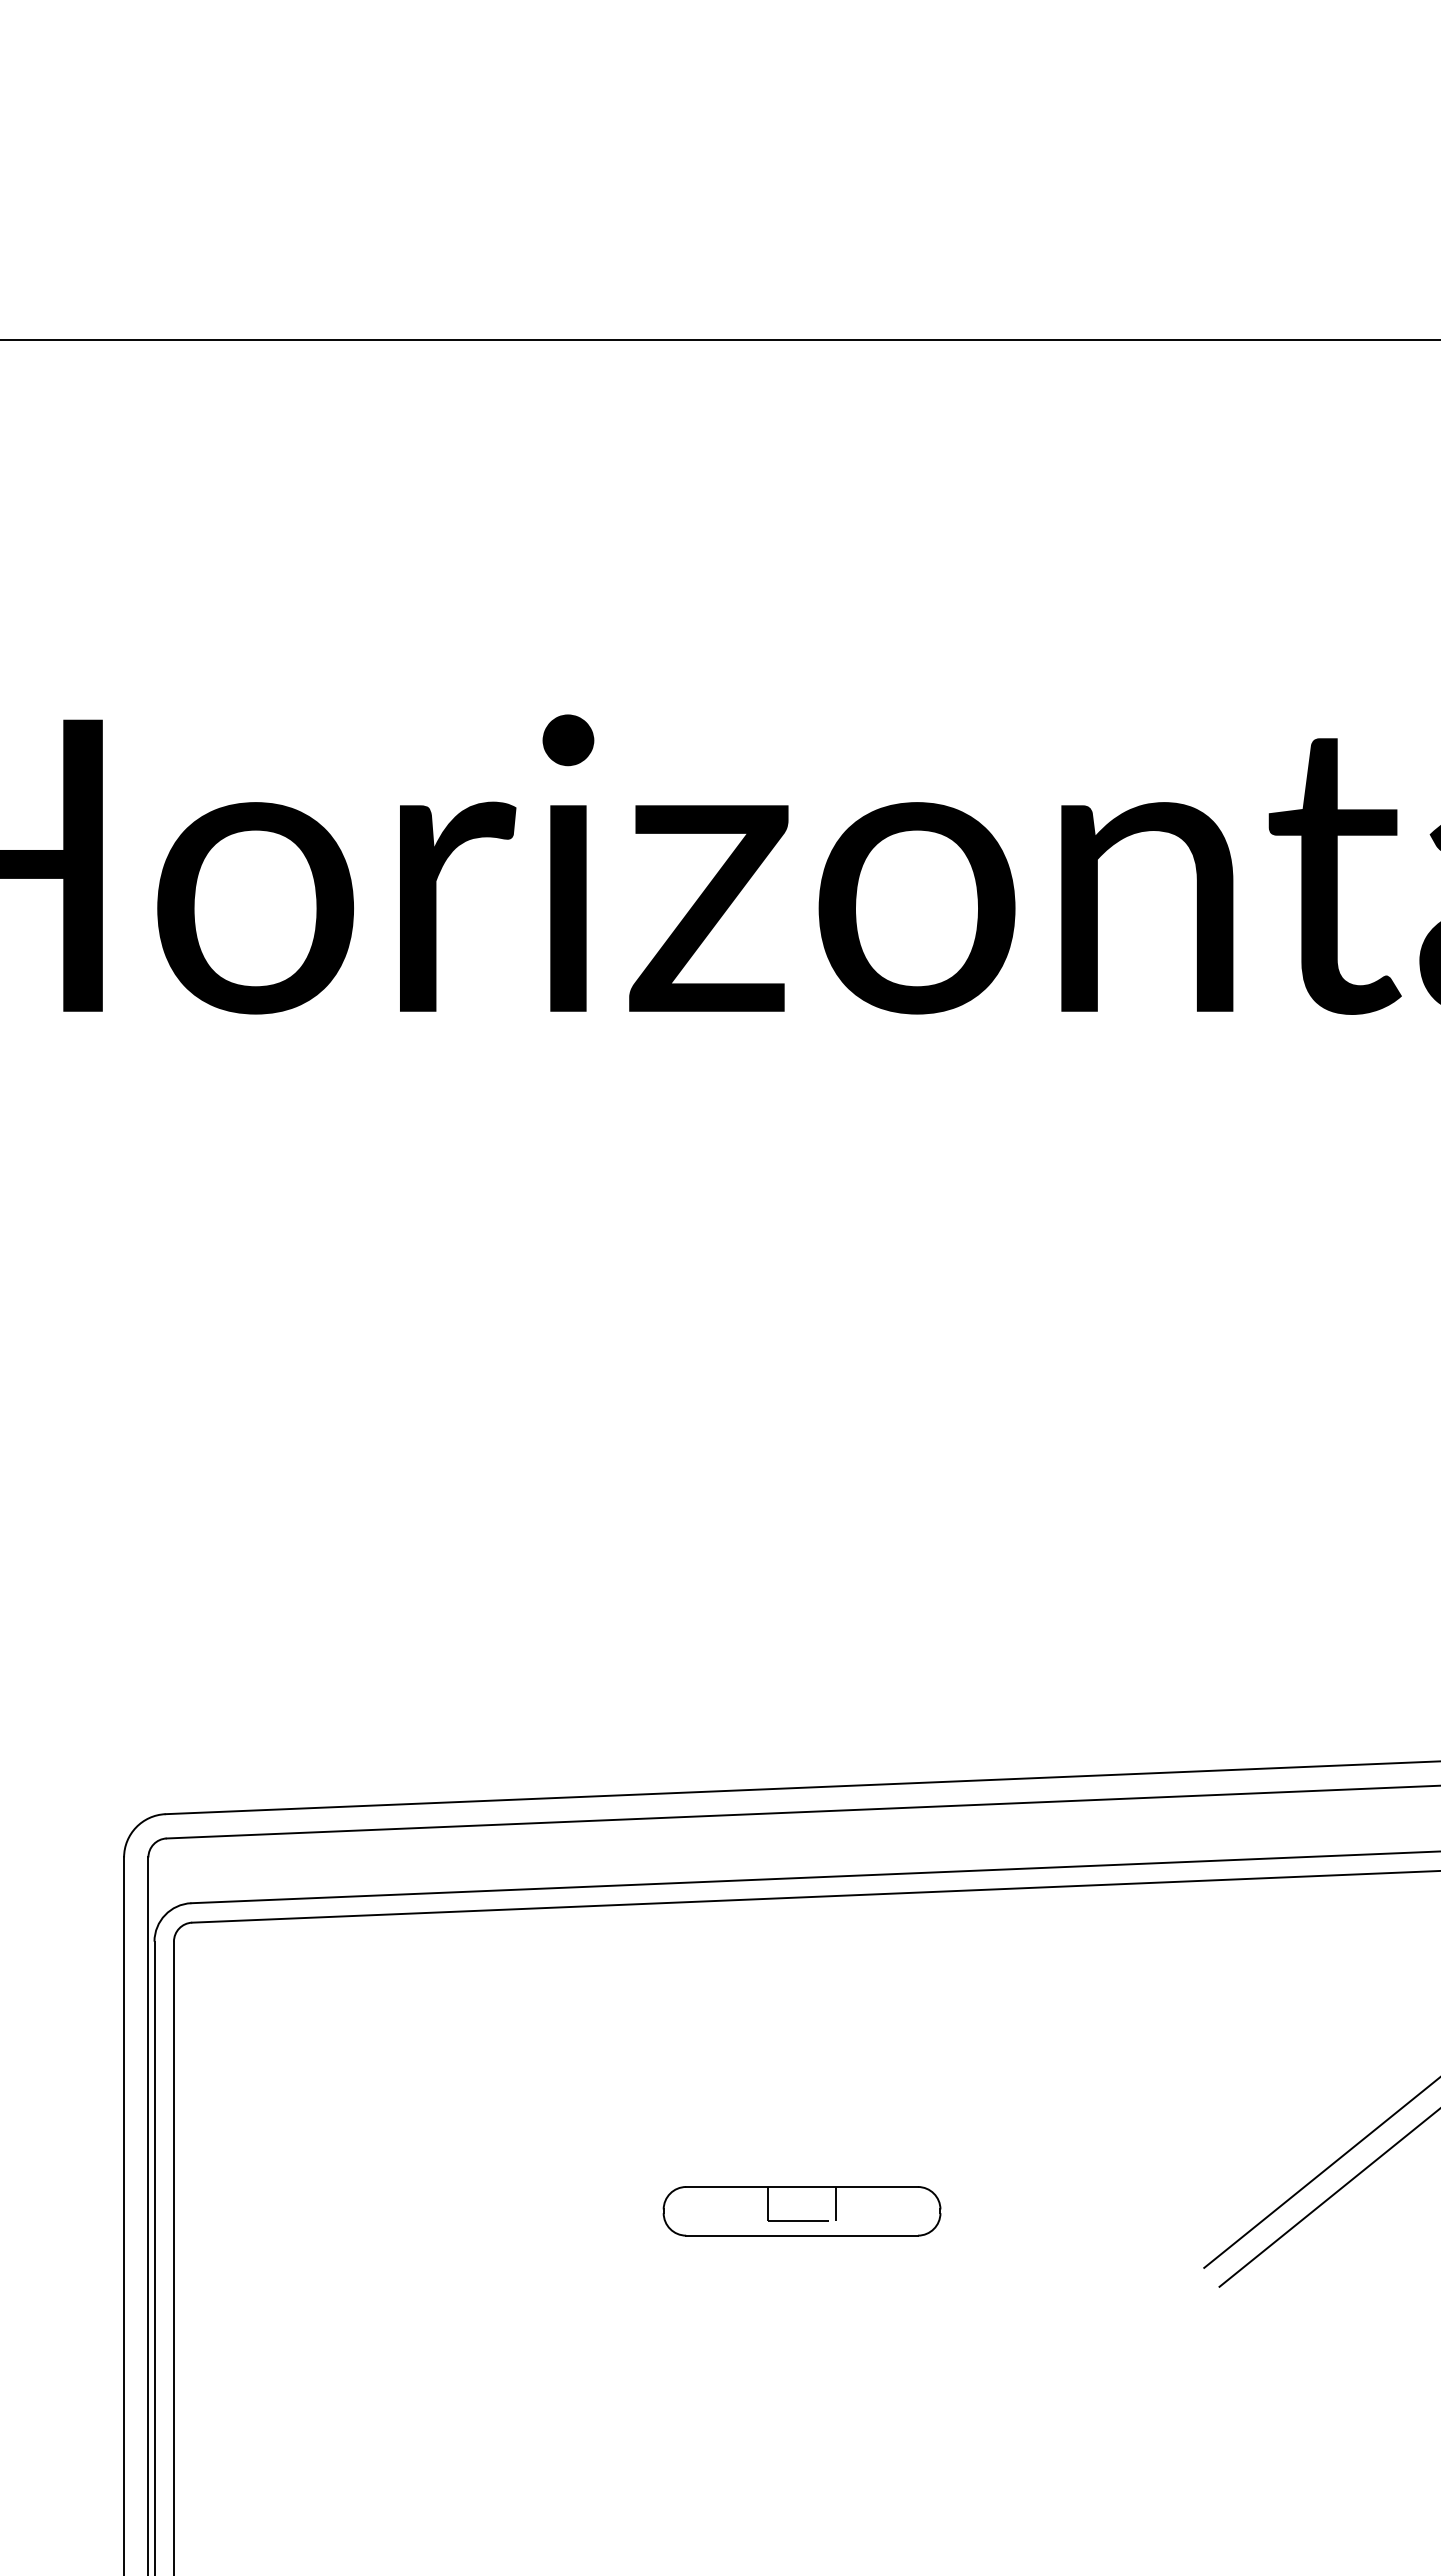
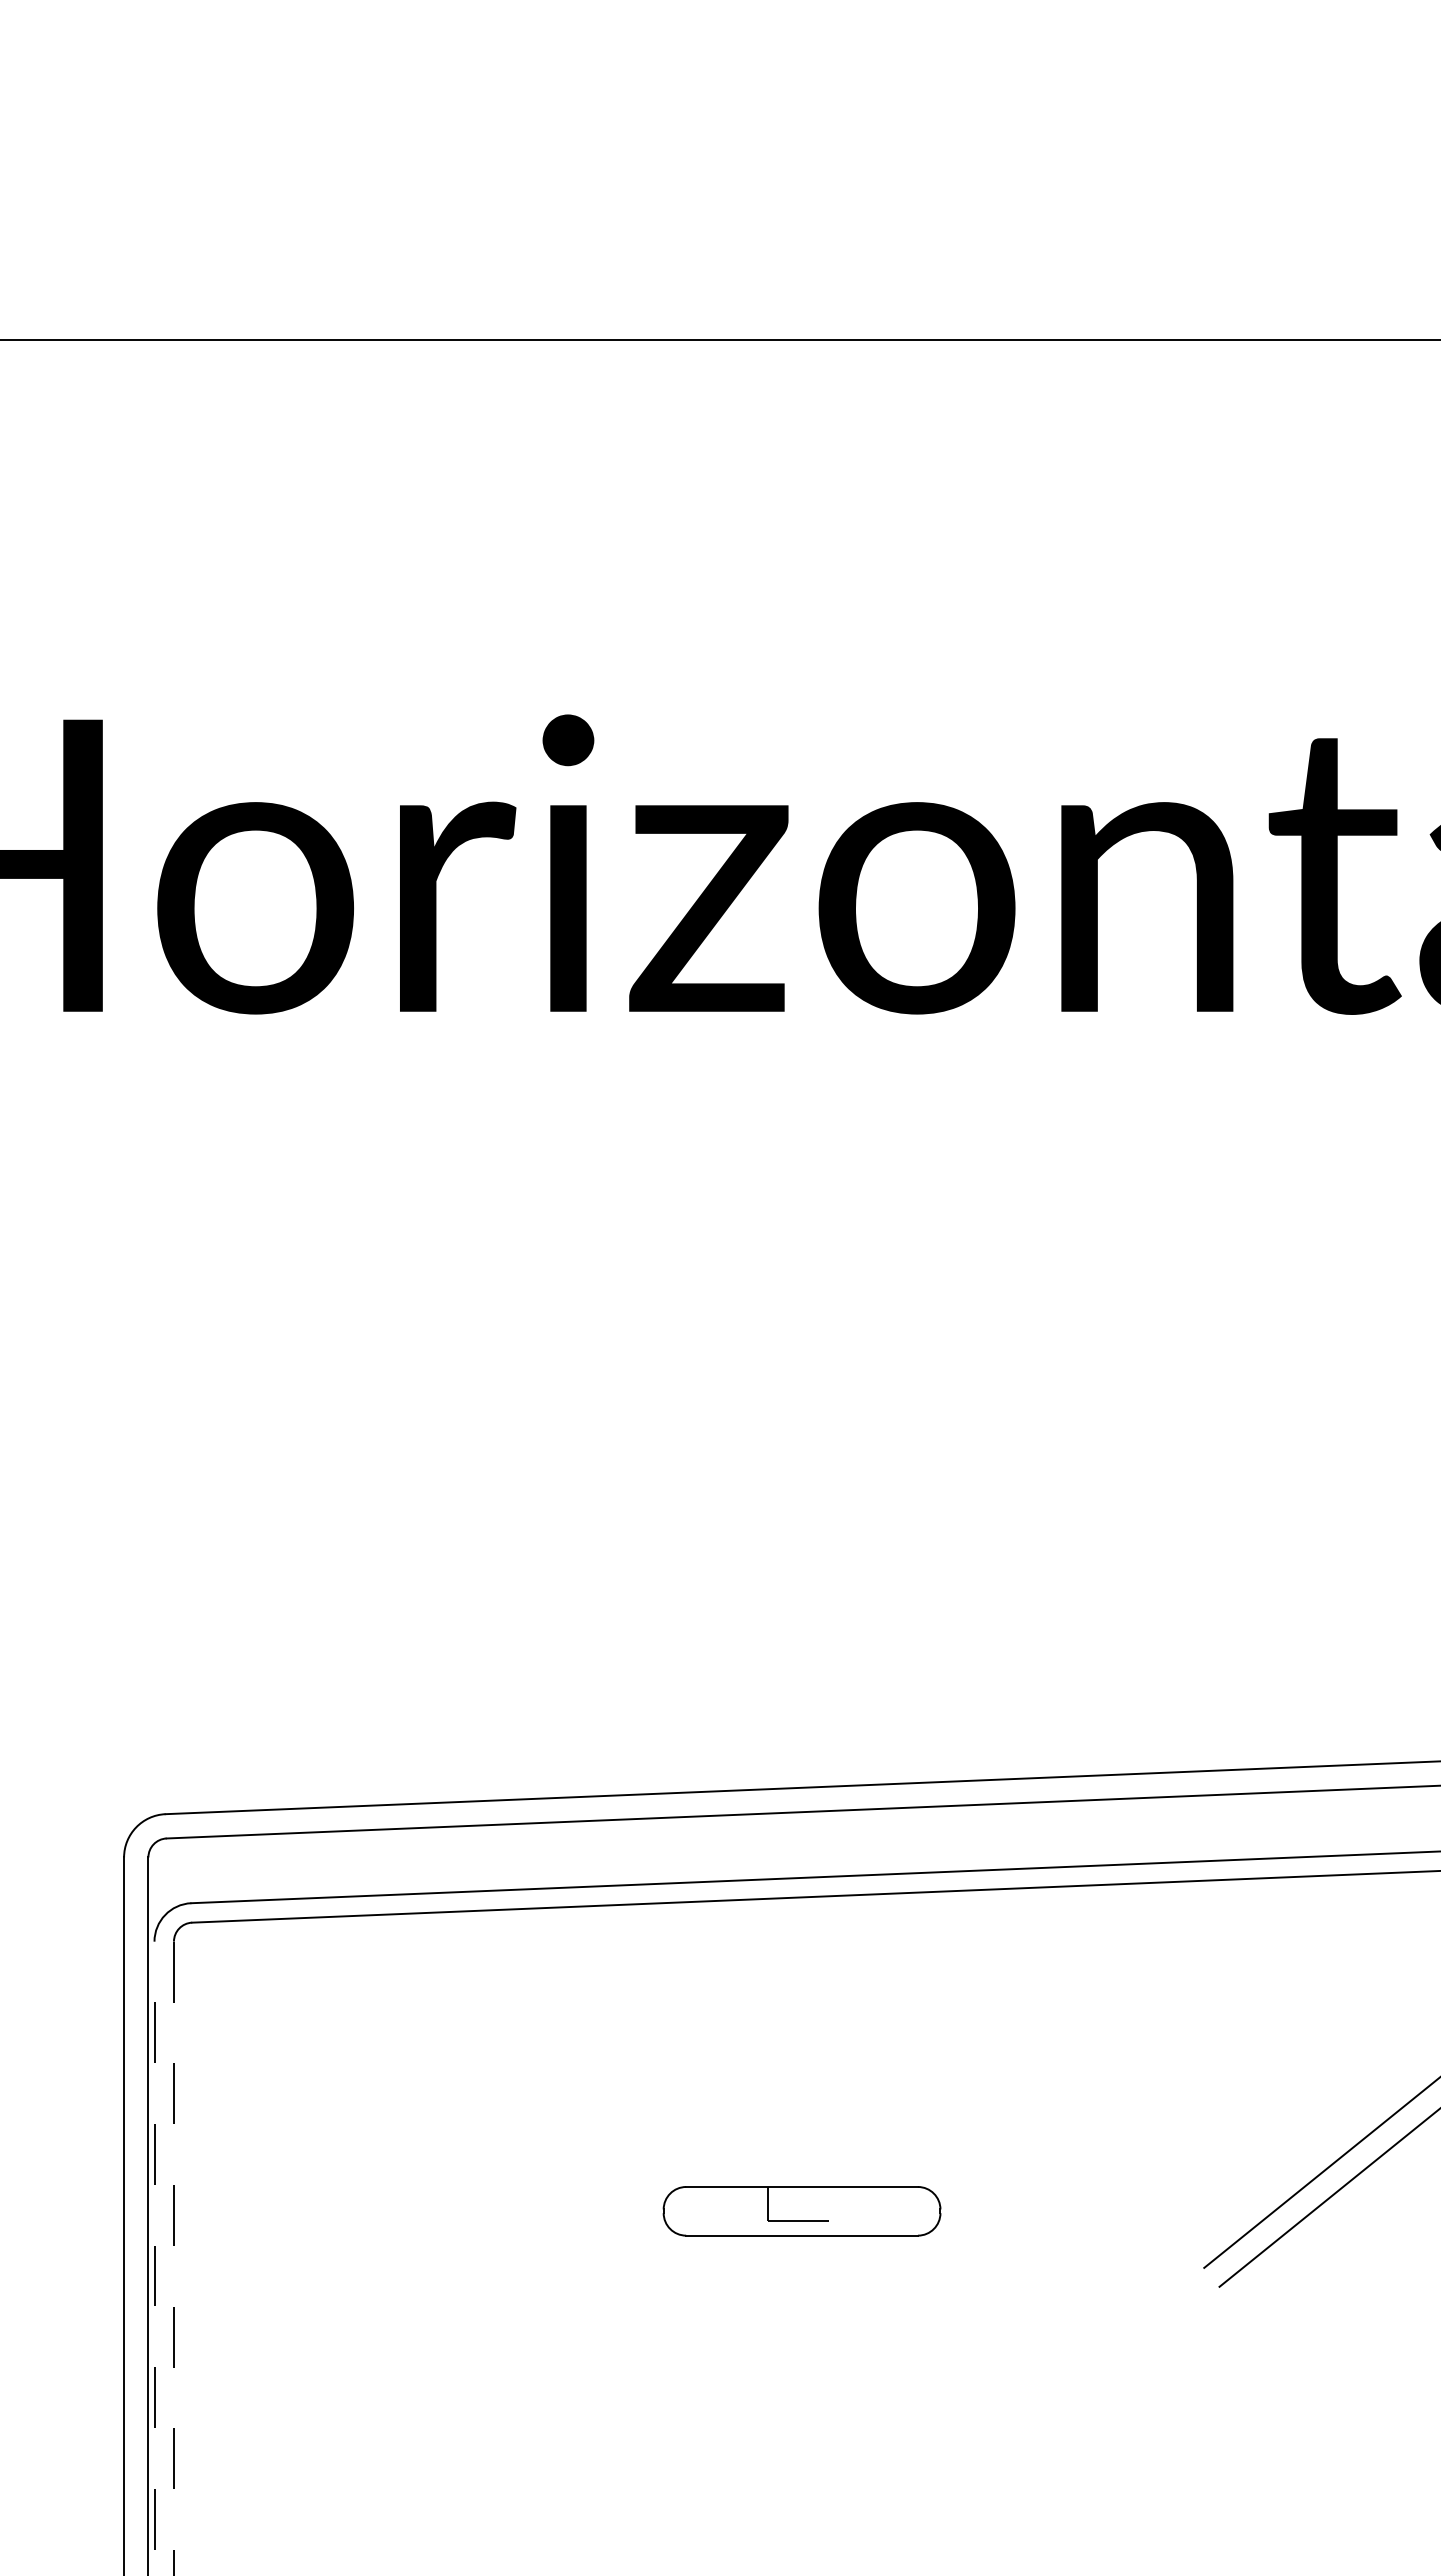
line: present -> none (836, 2203)
line: solid -> dashed (154, 2258)
line: solid -> dashed (173, 2258)
